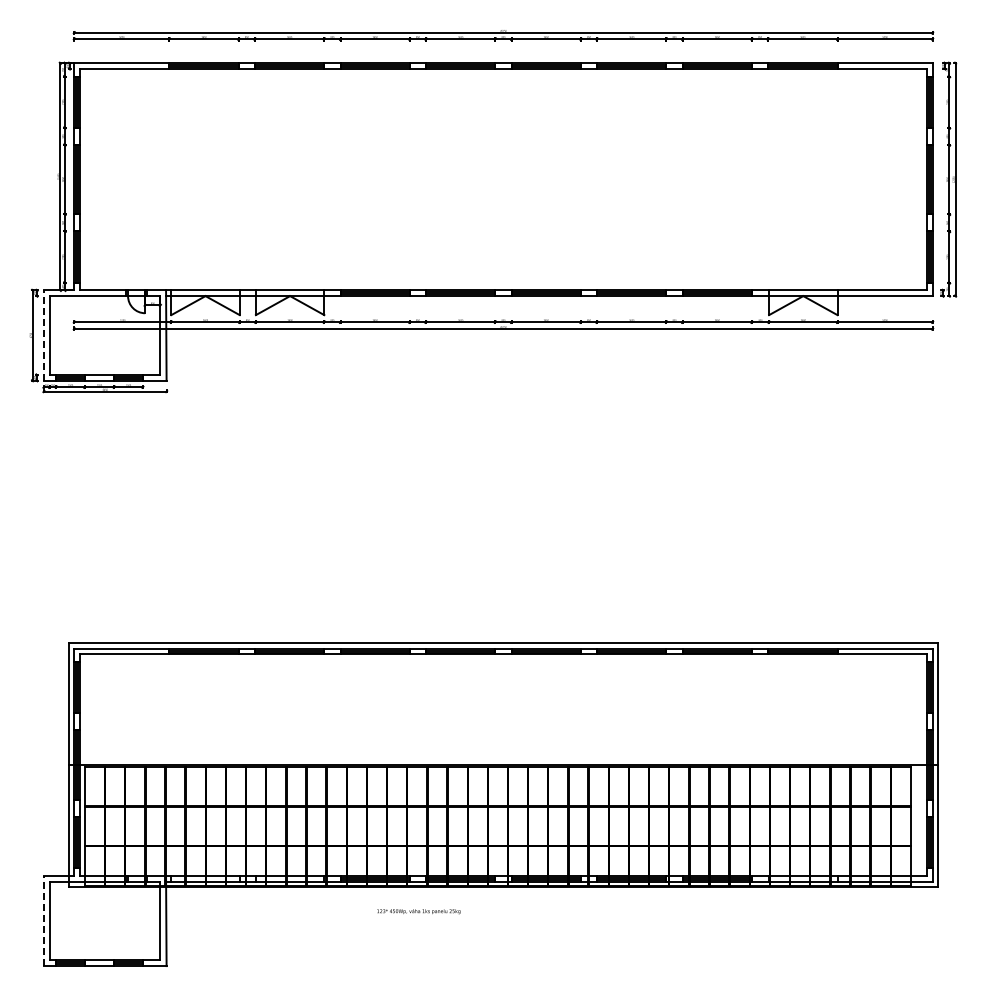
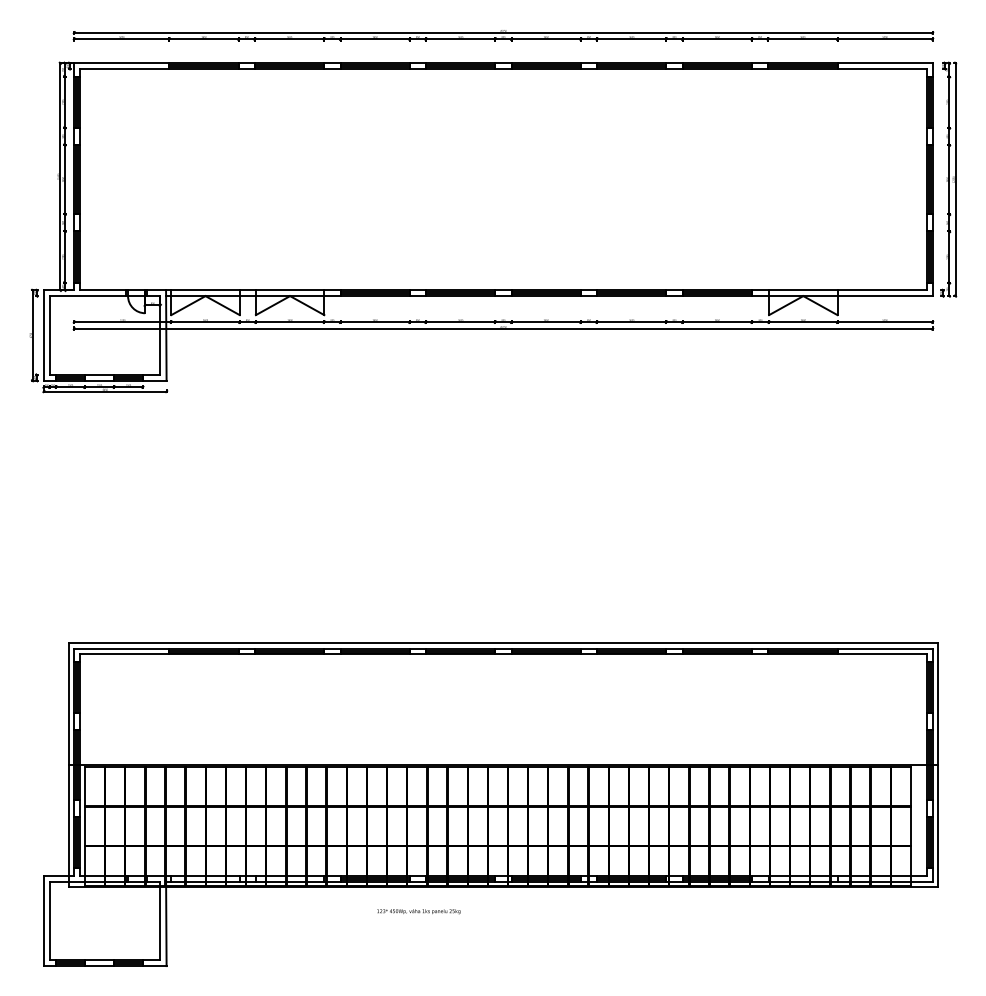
line: dashed -> solid (43, 335)
line: dashed -> solid (43, 920)
